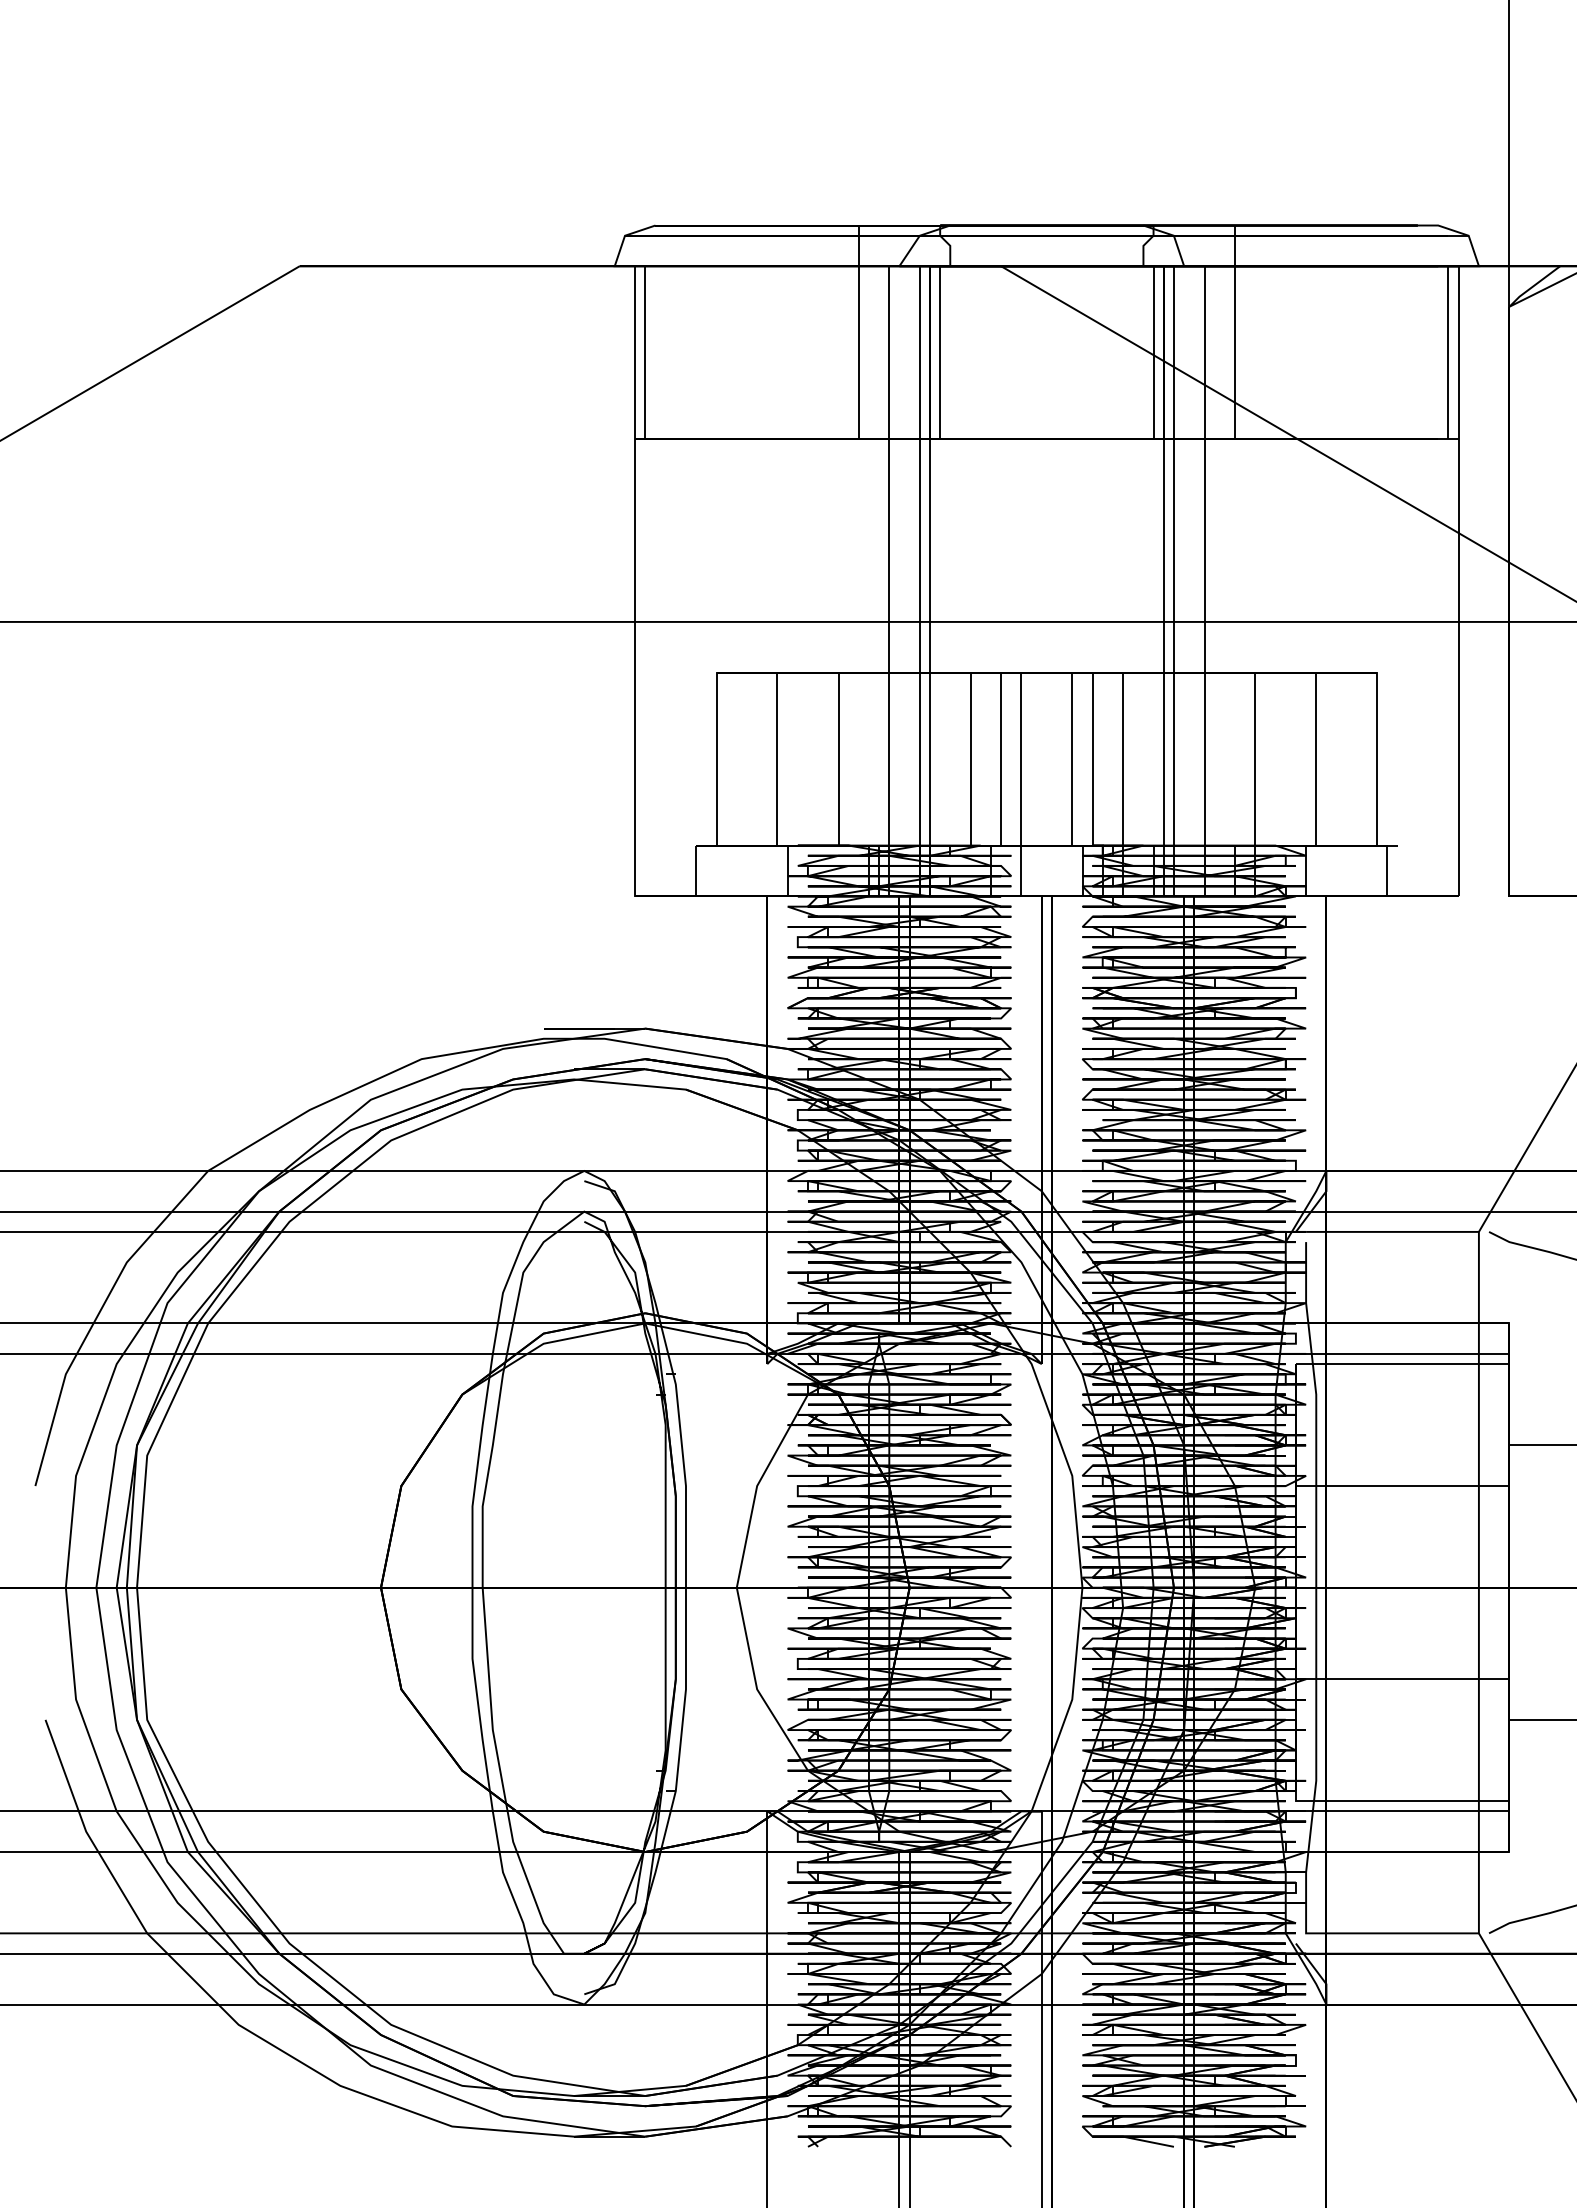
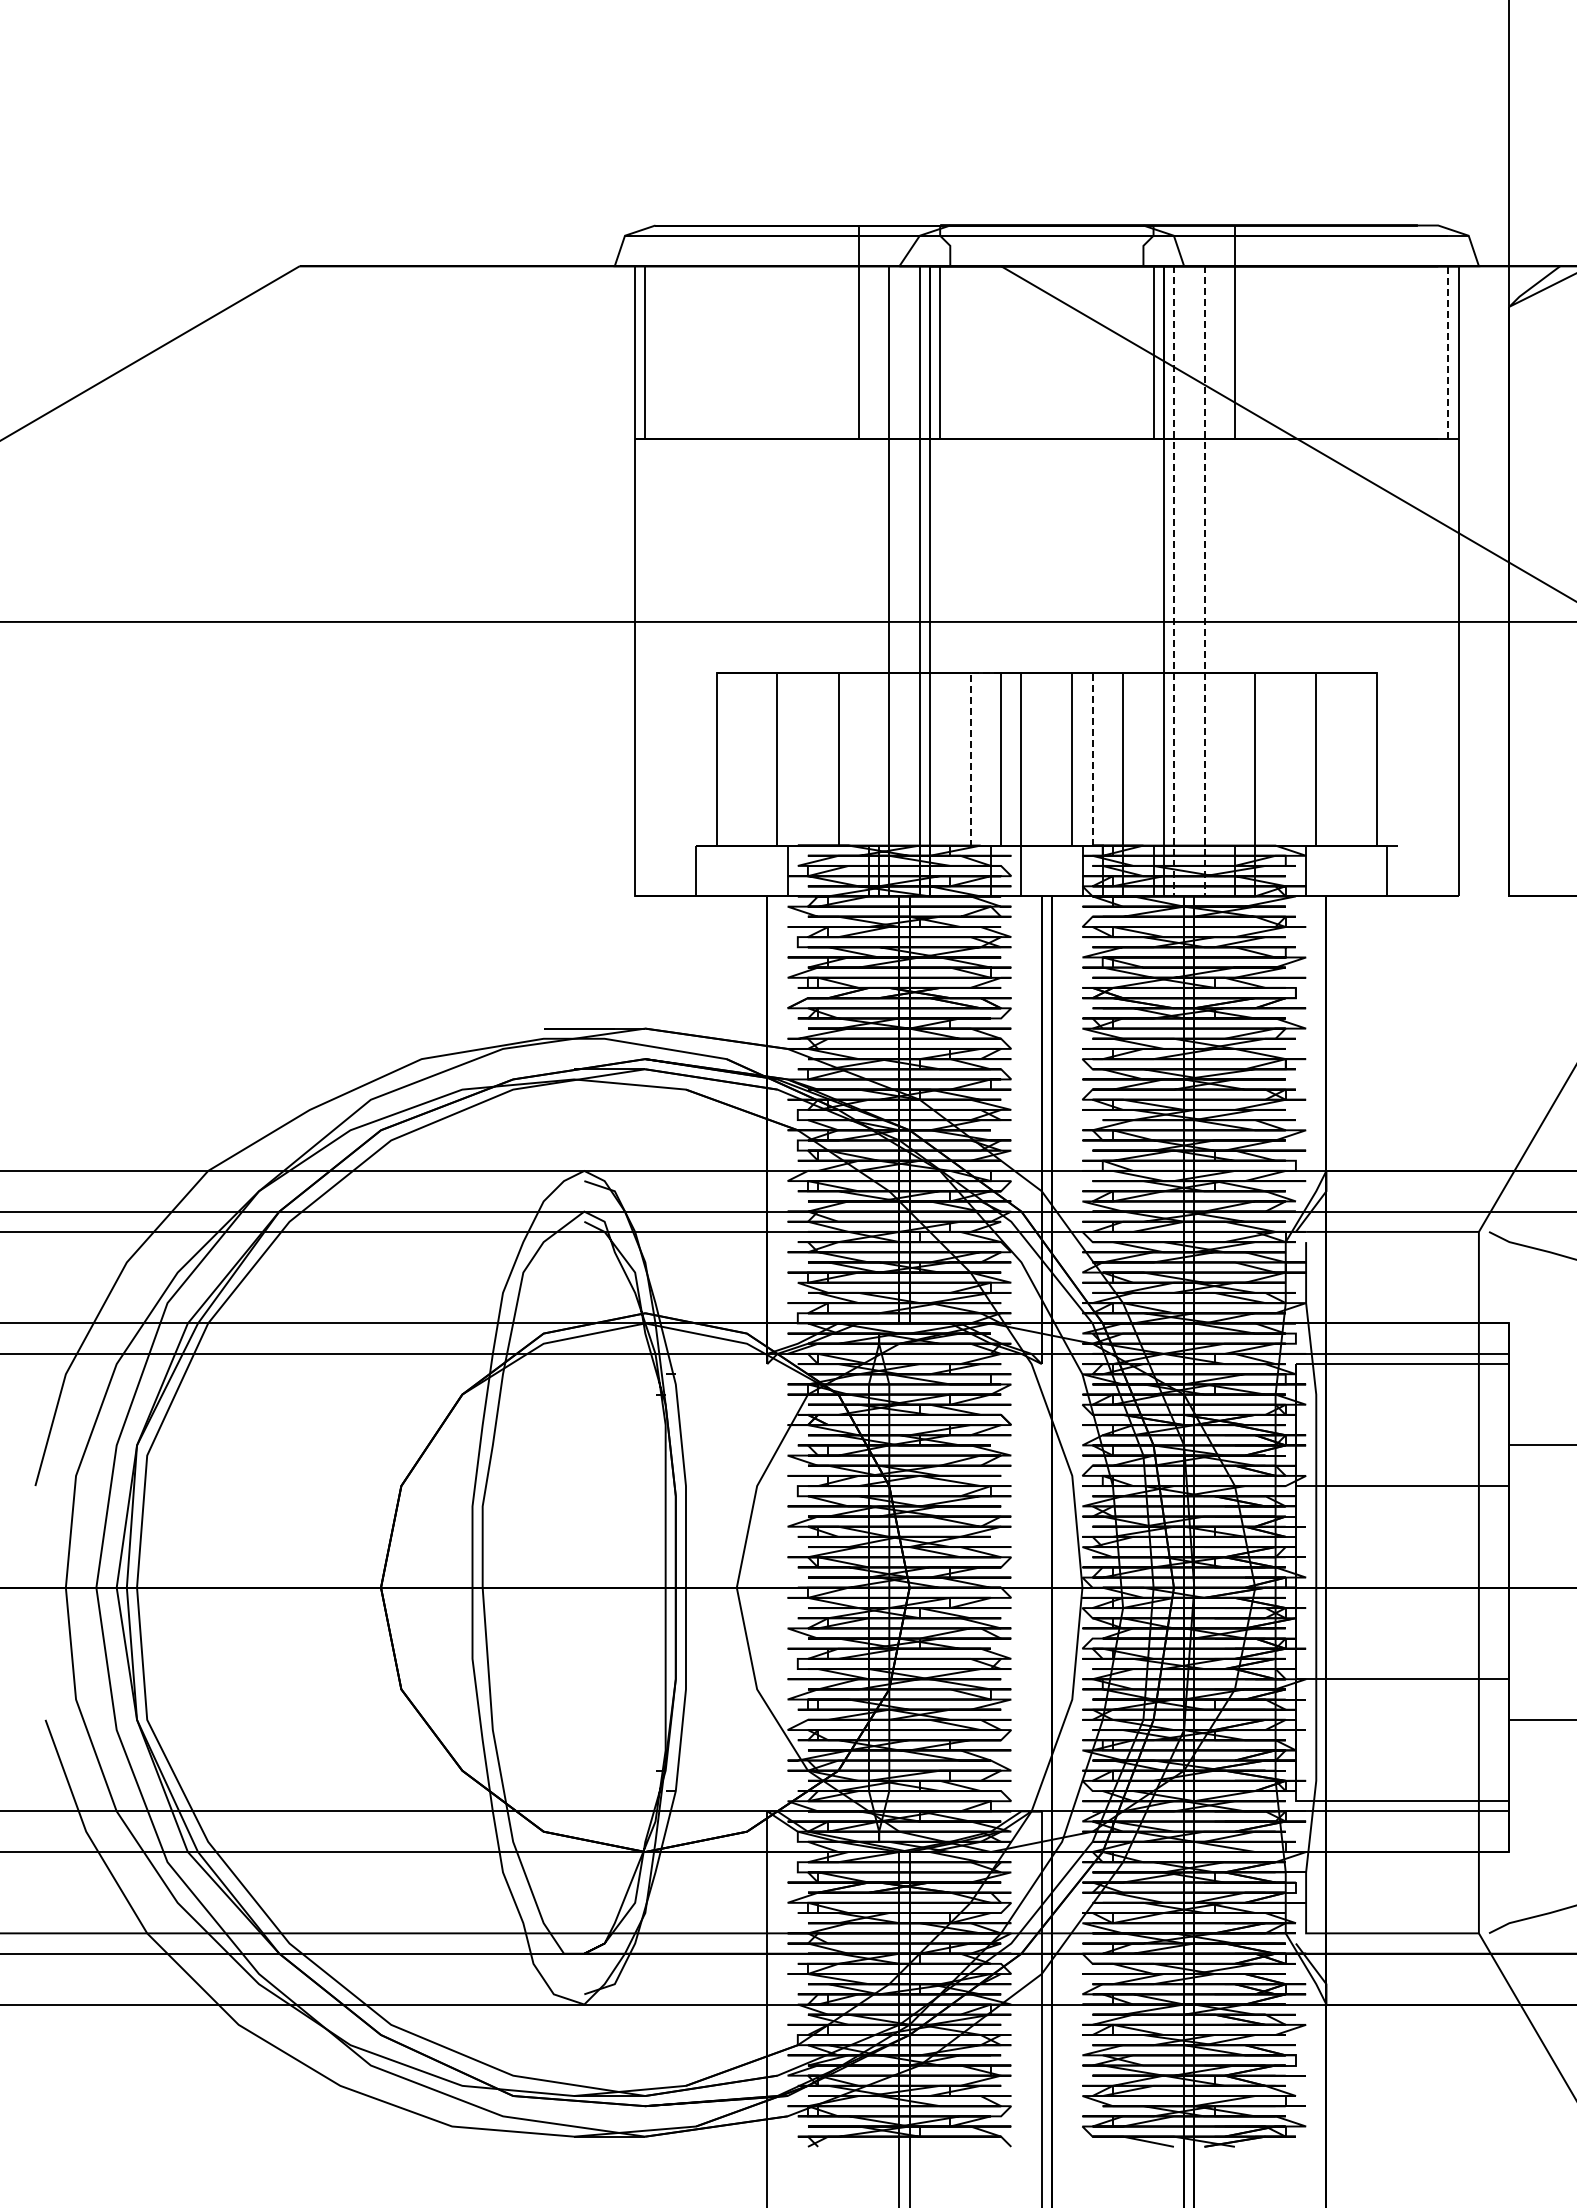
line: solid -> dashed (1448, 352)
line: solid -> dashed (1173, 581)
line: solid -> dashed (1204, 581)
line: solid -> dashed (1031, 672)
